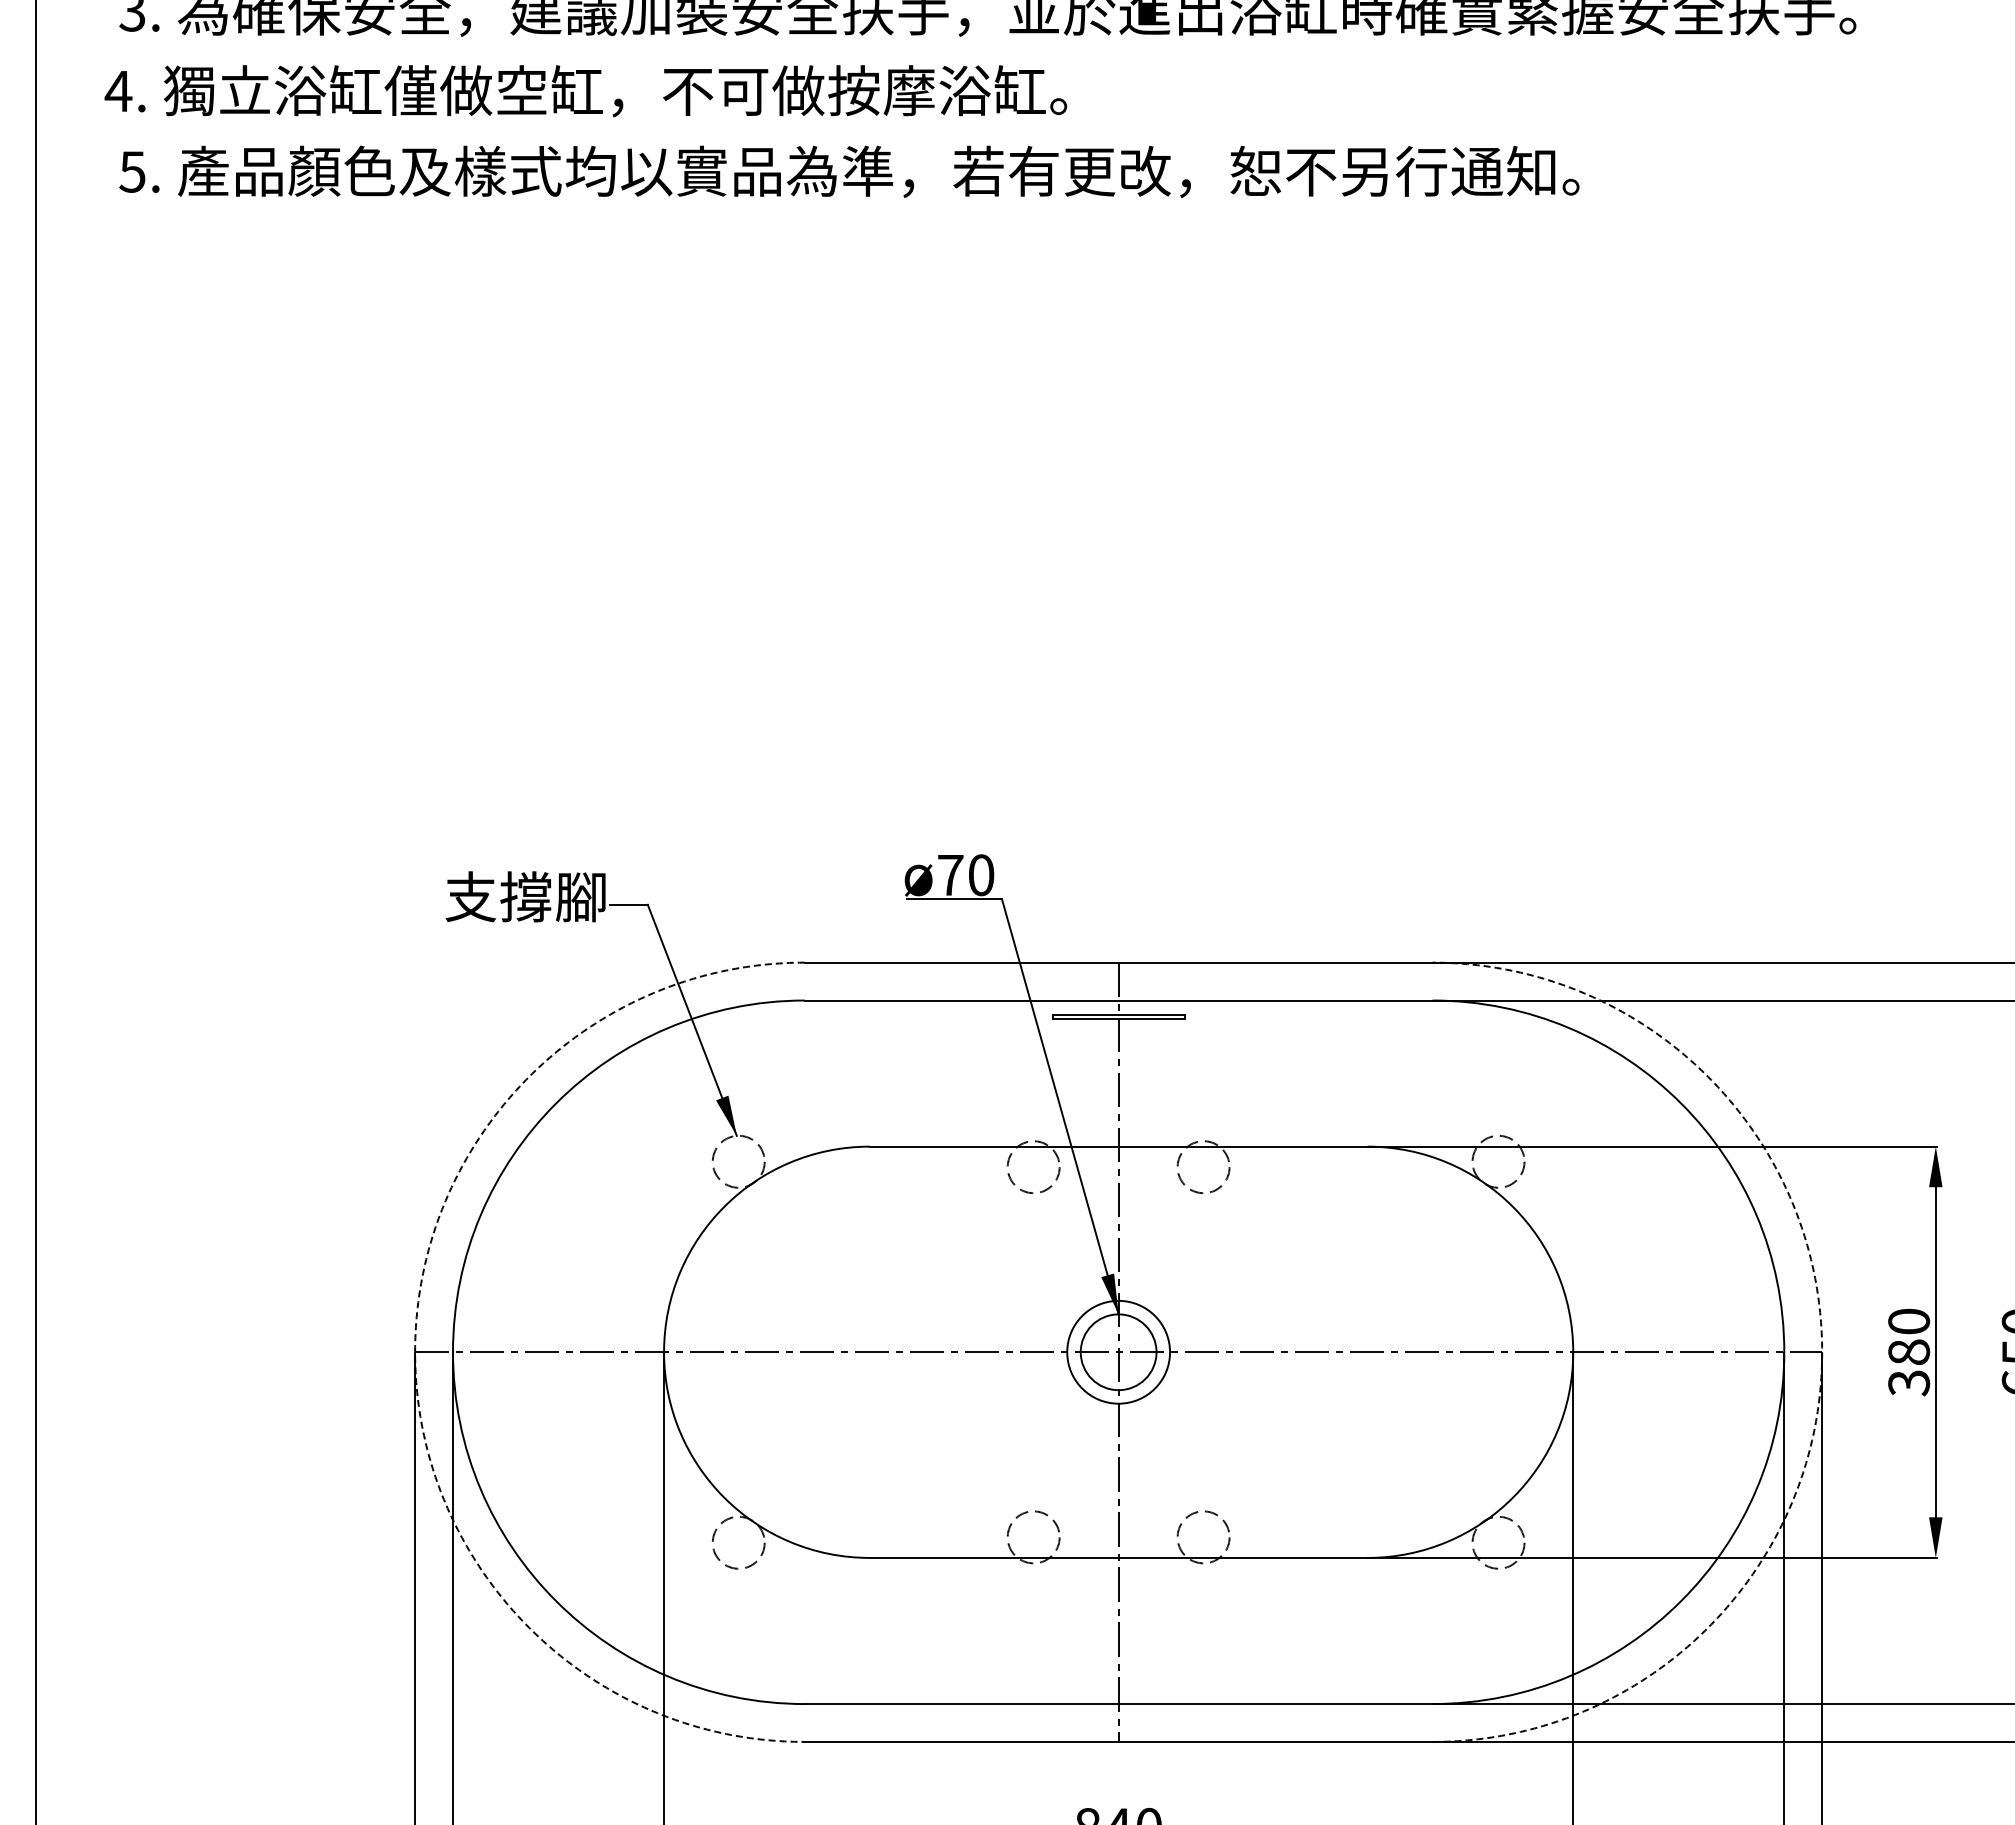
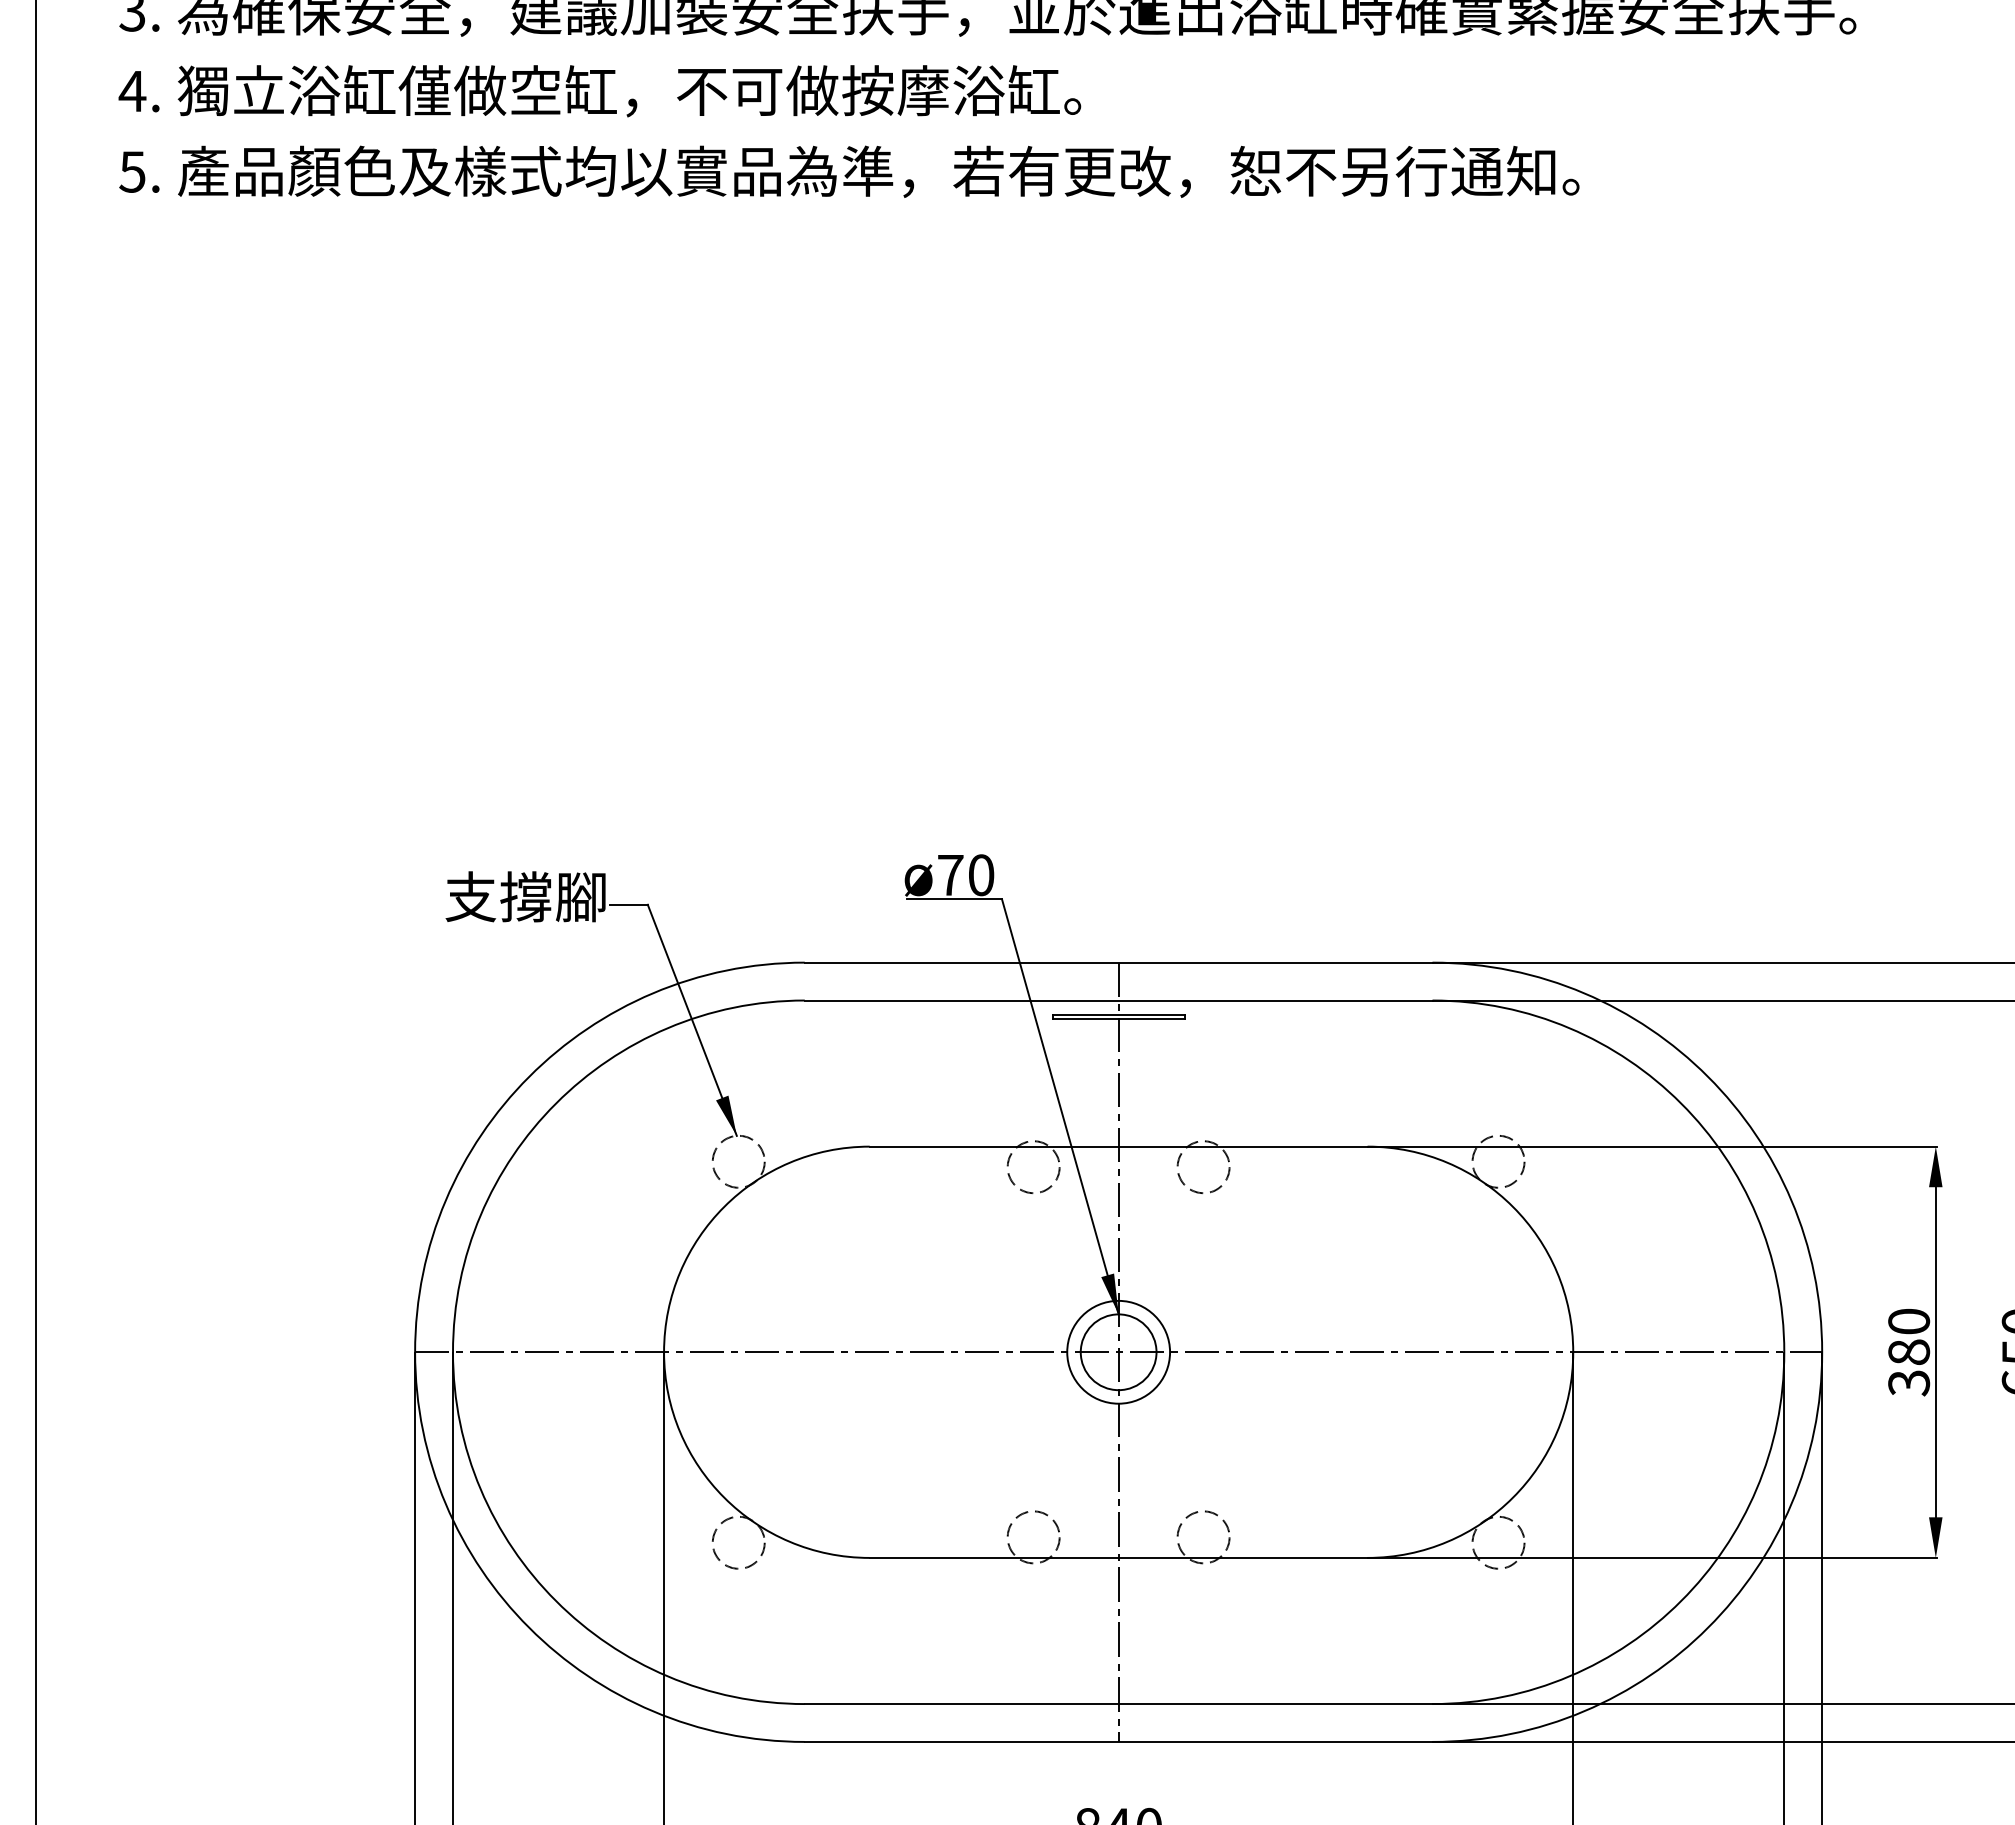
text position: (585, 91) -> (599, 91) (599, 91)
arc: dashed -> solid (415, 1352)
arc: dashed -> solid (1822, 1352)
